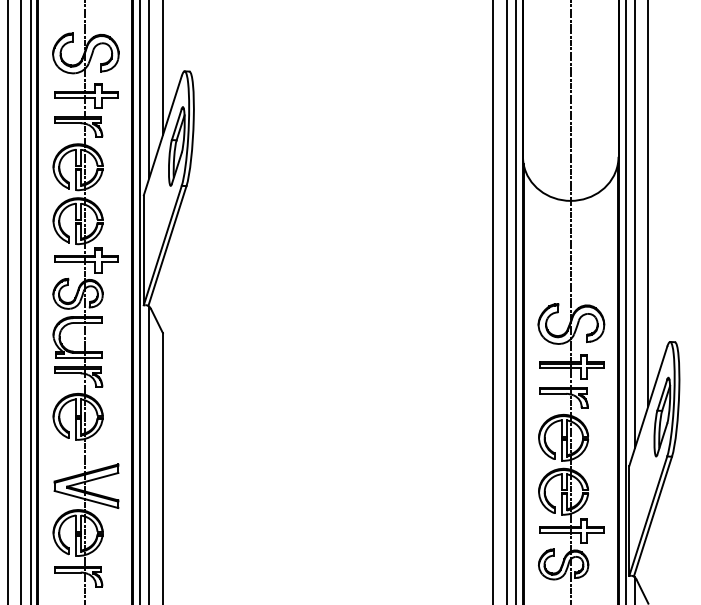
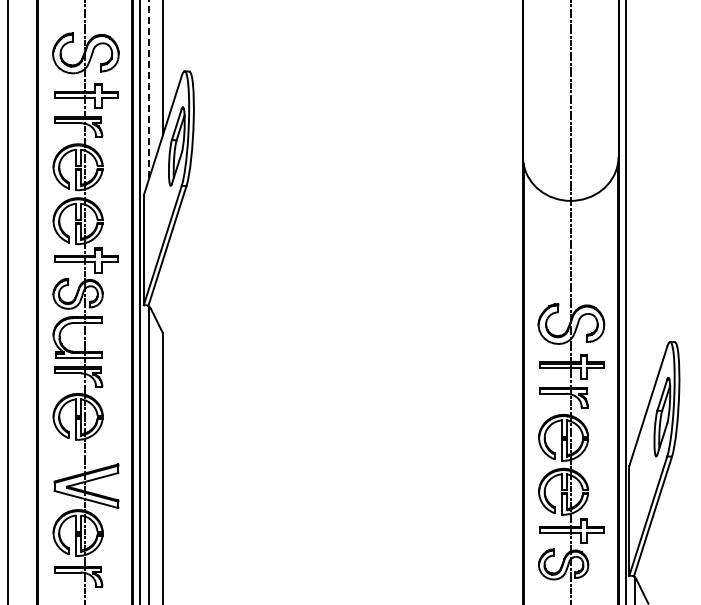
line: solid -> dashed (149, 88)
line: present -> none (648, 204)
line: present -> none (634, 225)
line: present -> none (21, 301)
line: present -> none (30, 301)
line: present -> none (493, 301)
line: present -> none (506, 301)
line: present -> none (515, 301)
